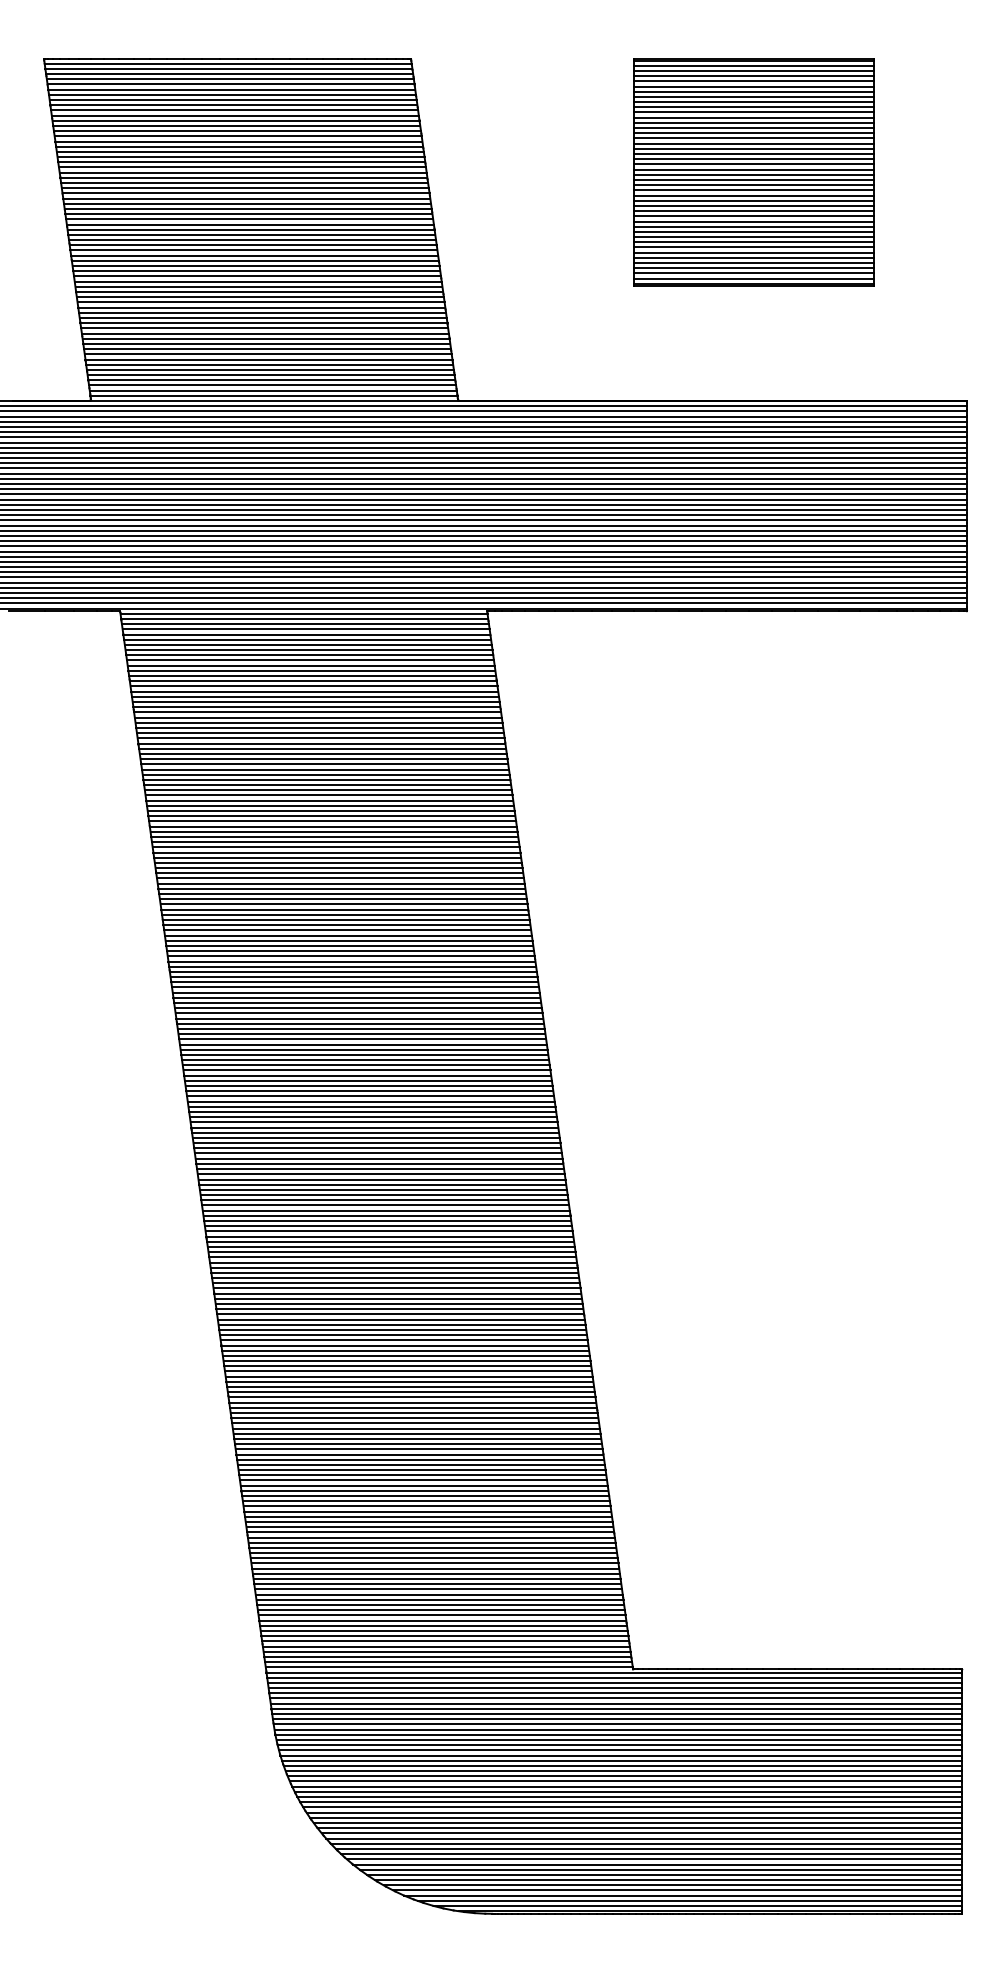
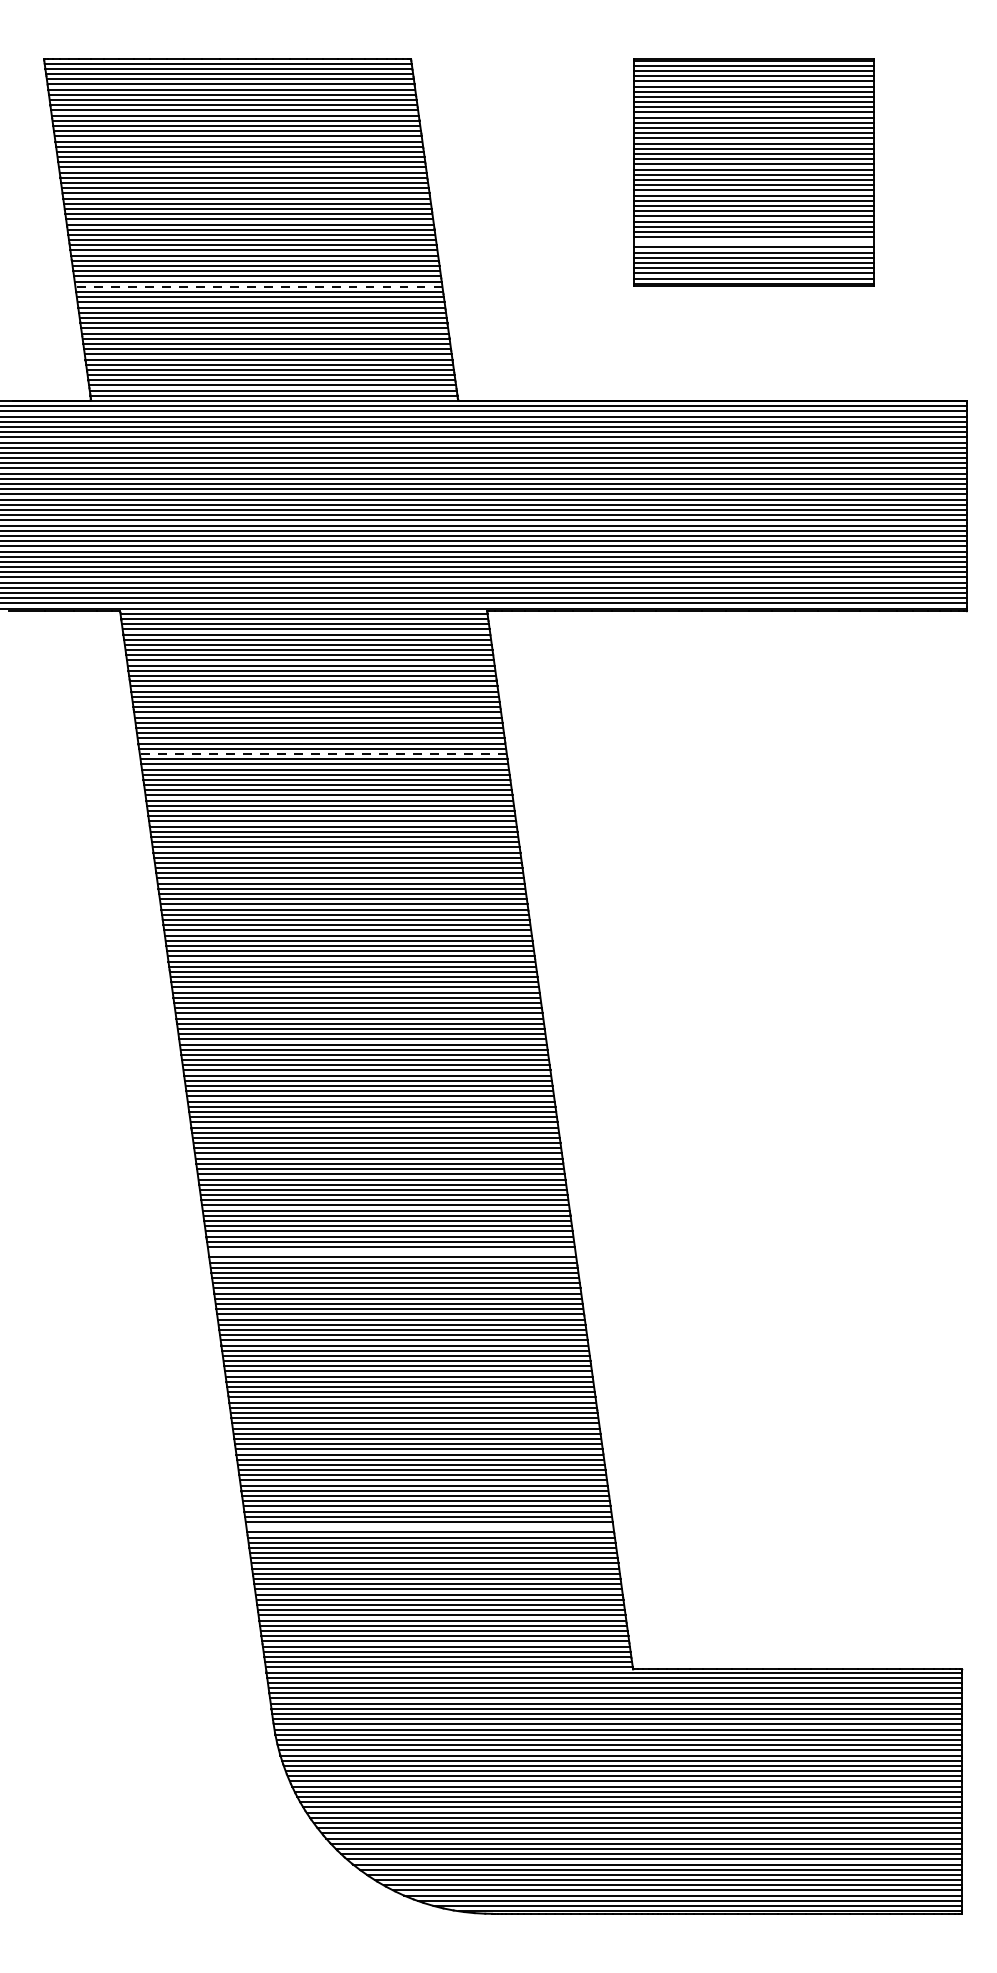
line: present -> none (754, 242)
line: solid -> dashed (258, 286)
line: solid -> dashed (323, 753)
line: present -> none (391, 1252)
line: present -> none (429, 1527)
